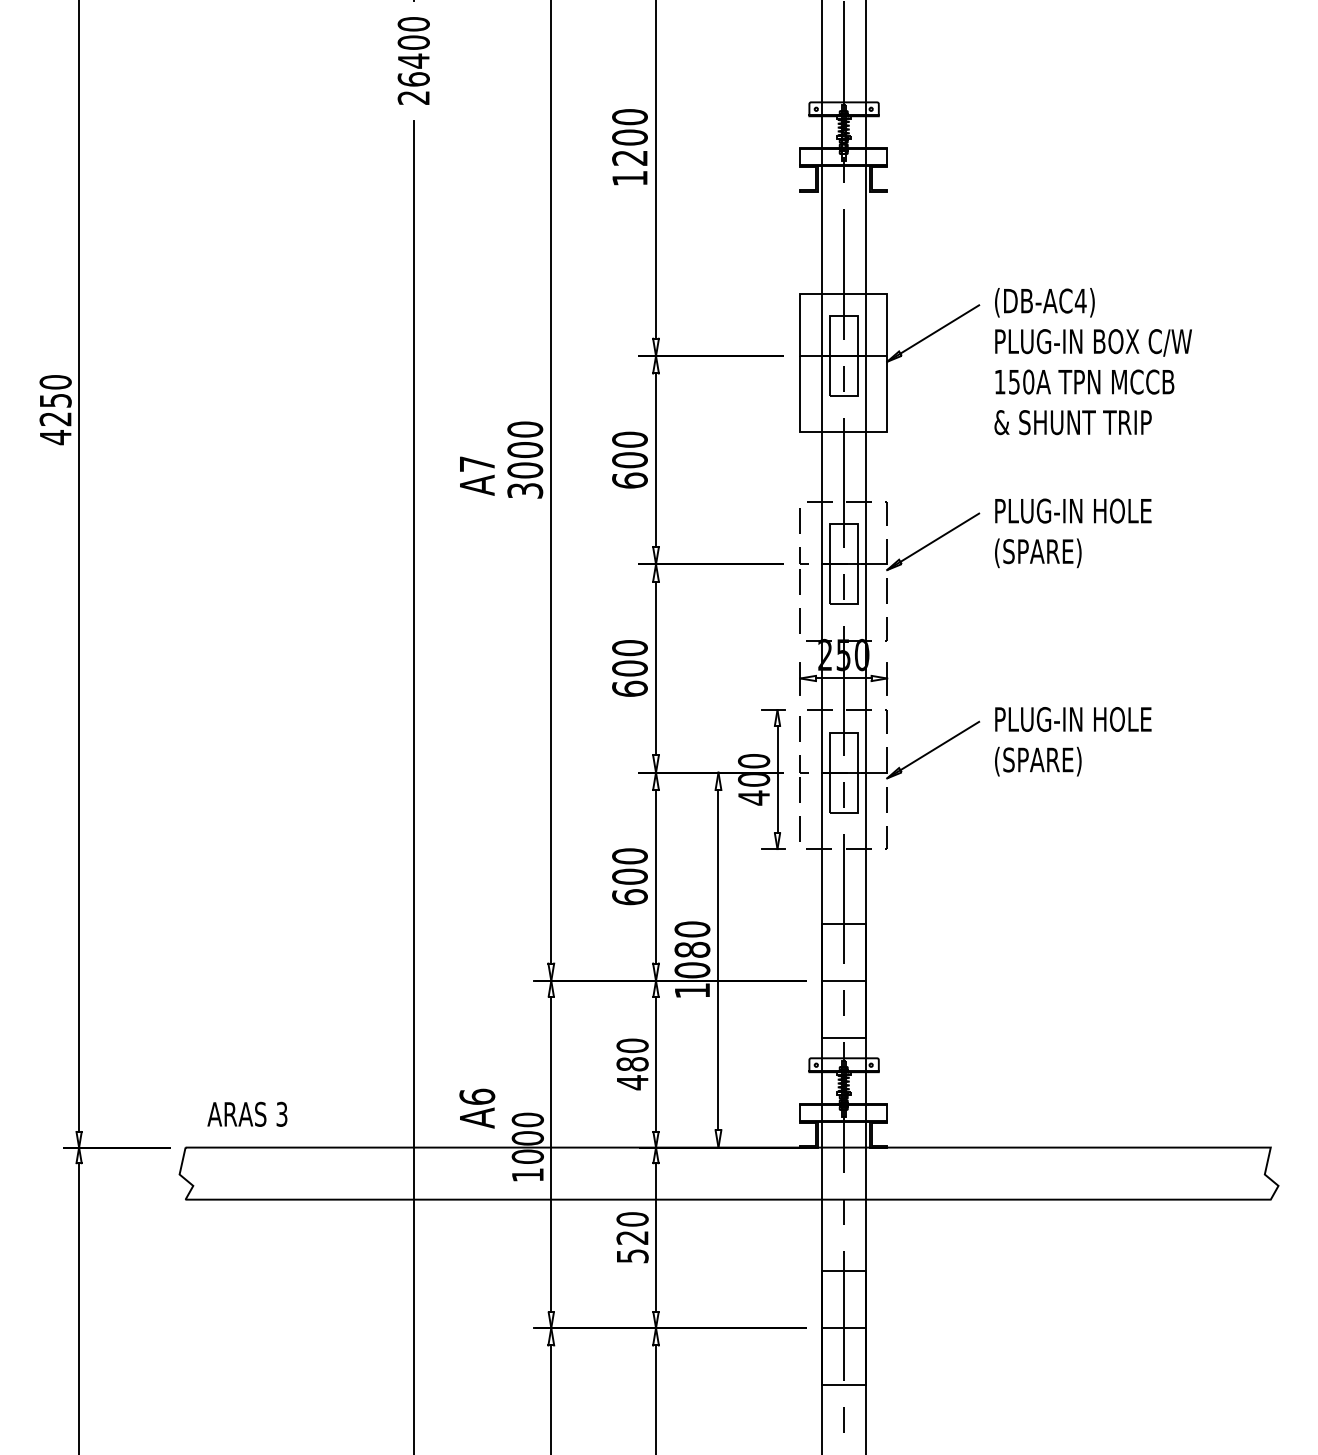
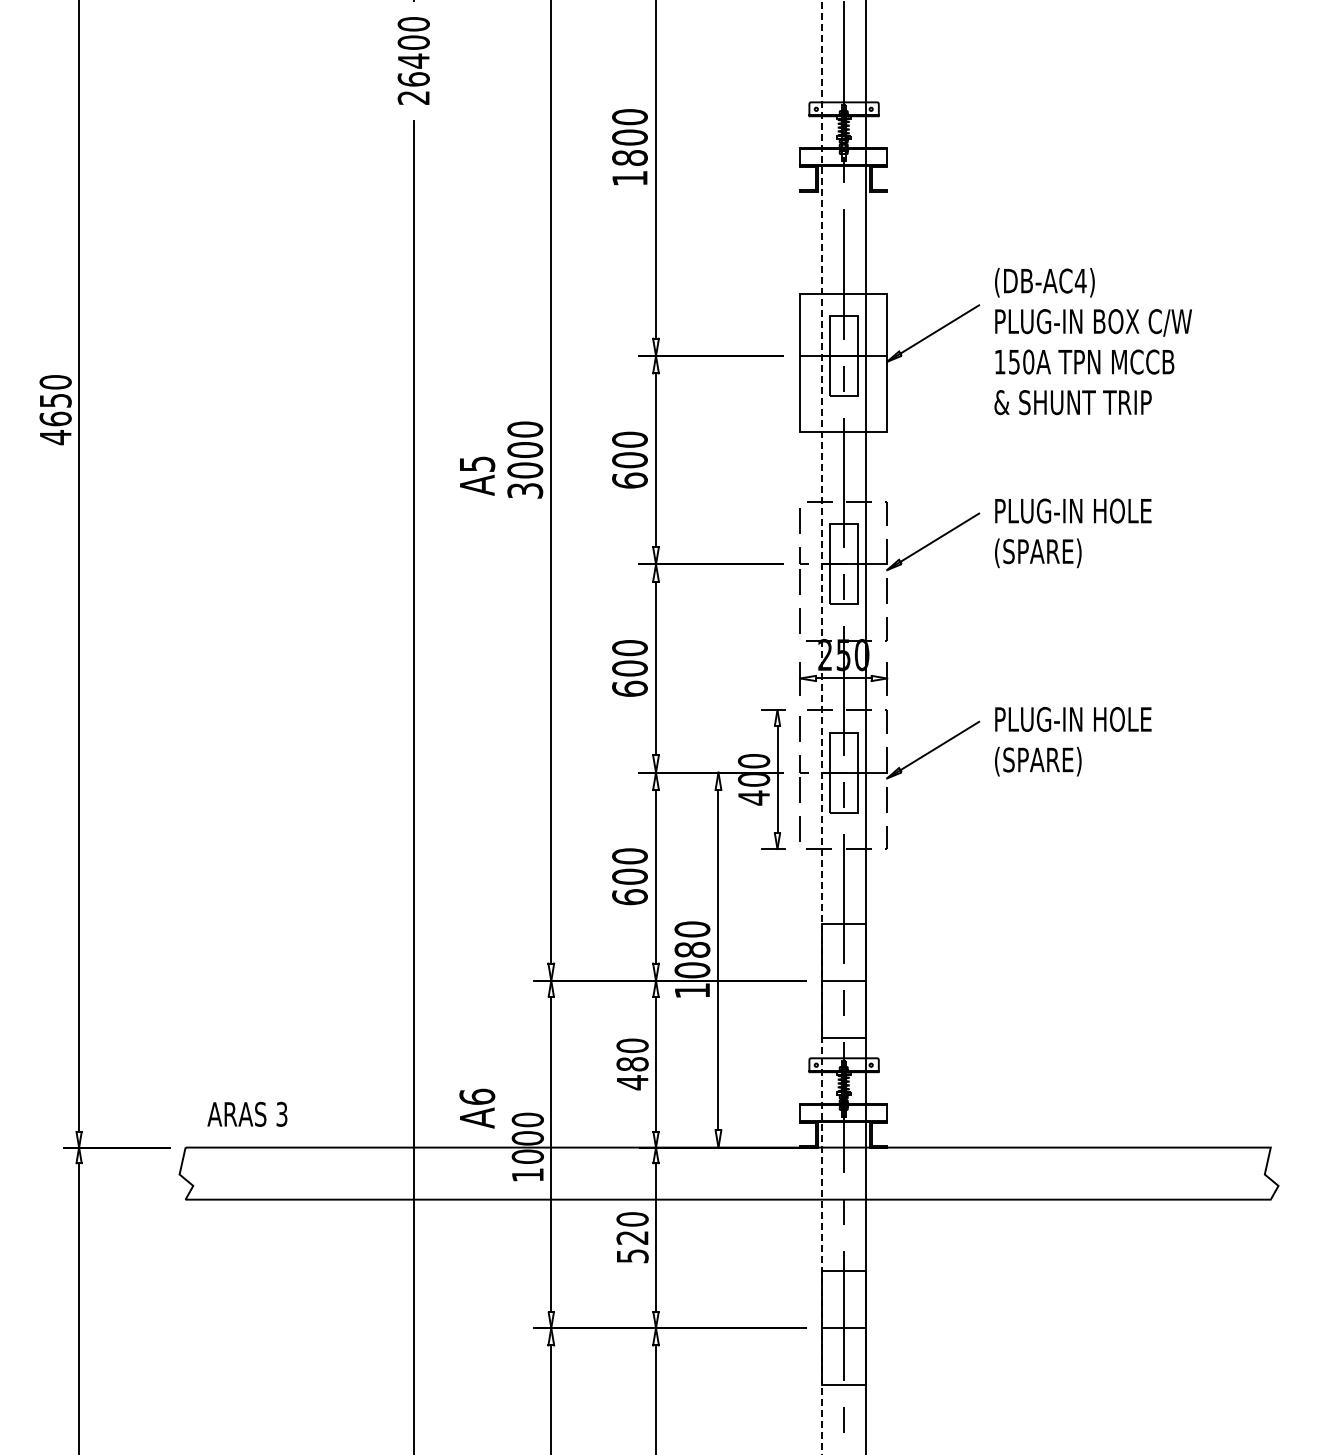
text: 1200 -> 1800 (629, 157)
text position: (1092, 361) -> (1092, 341) (1092, 341)
text: 4250 -> 4650 (55, 418)
text: A7 -> A5 (477, 463)
line: solid -> dashed (821, 727)
